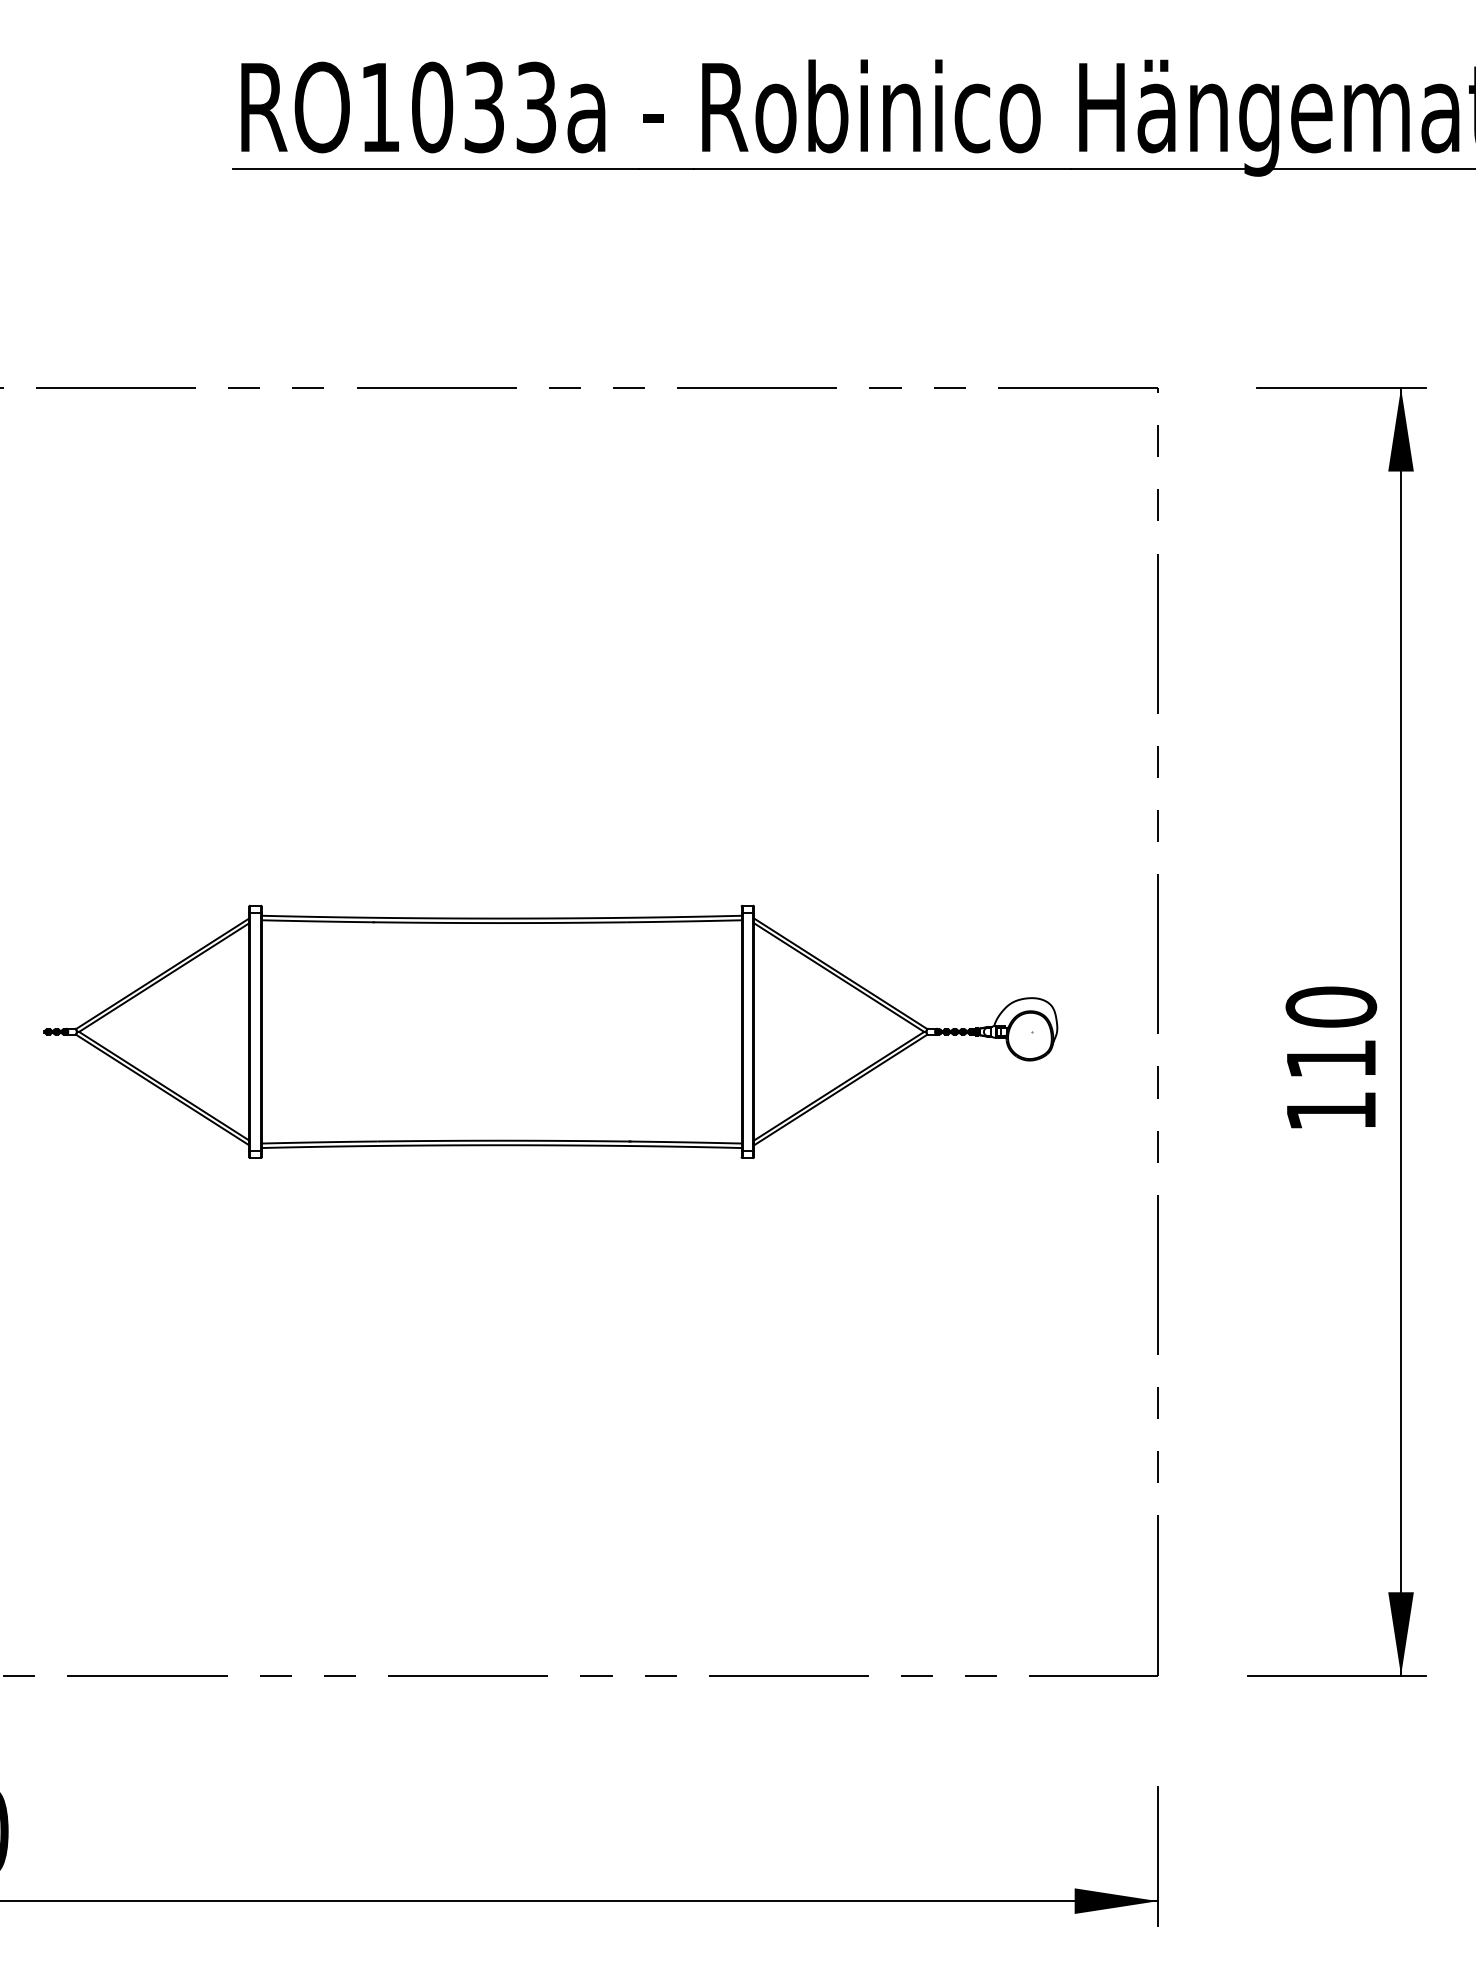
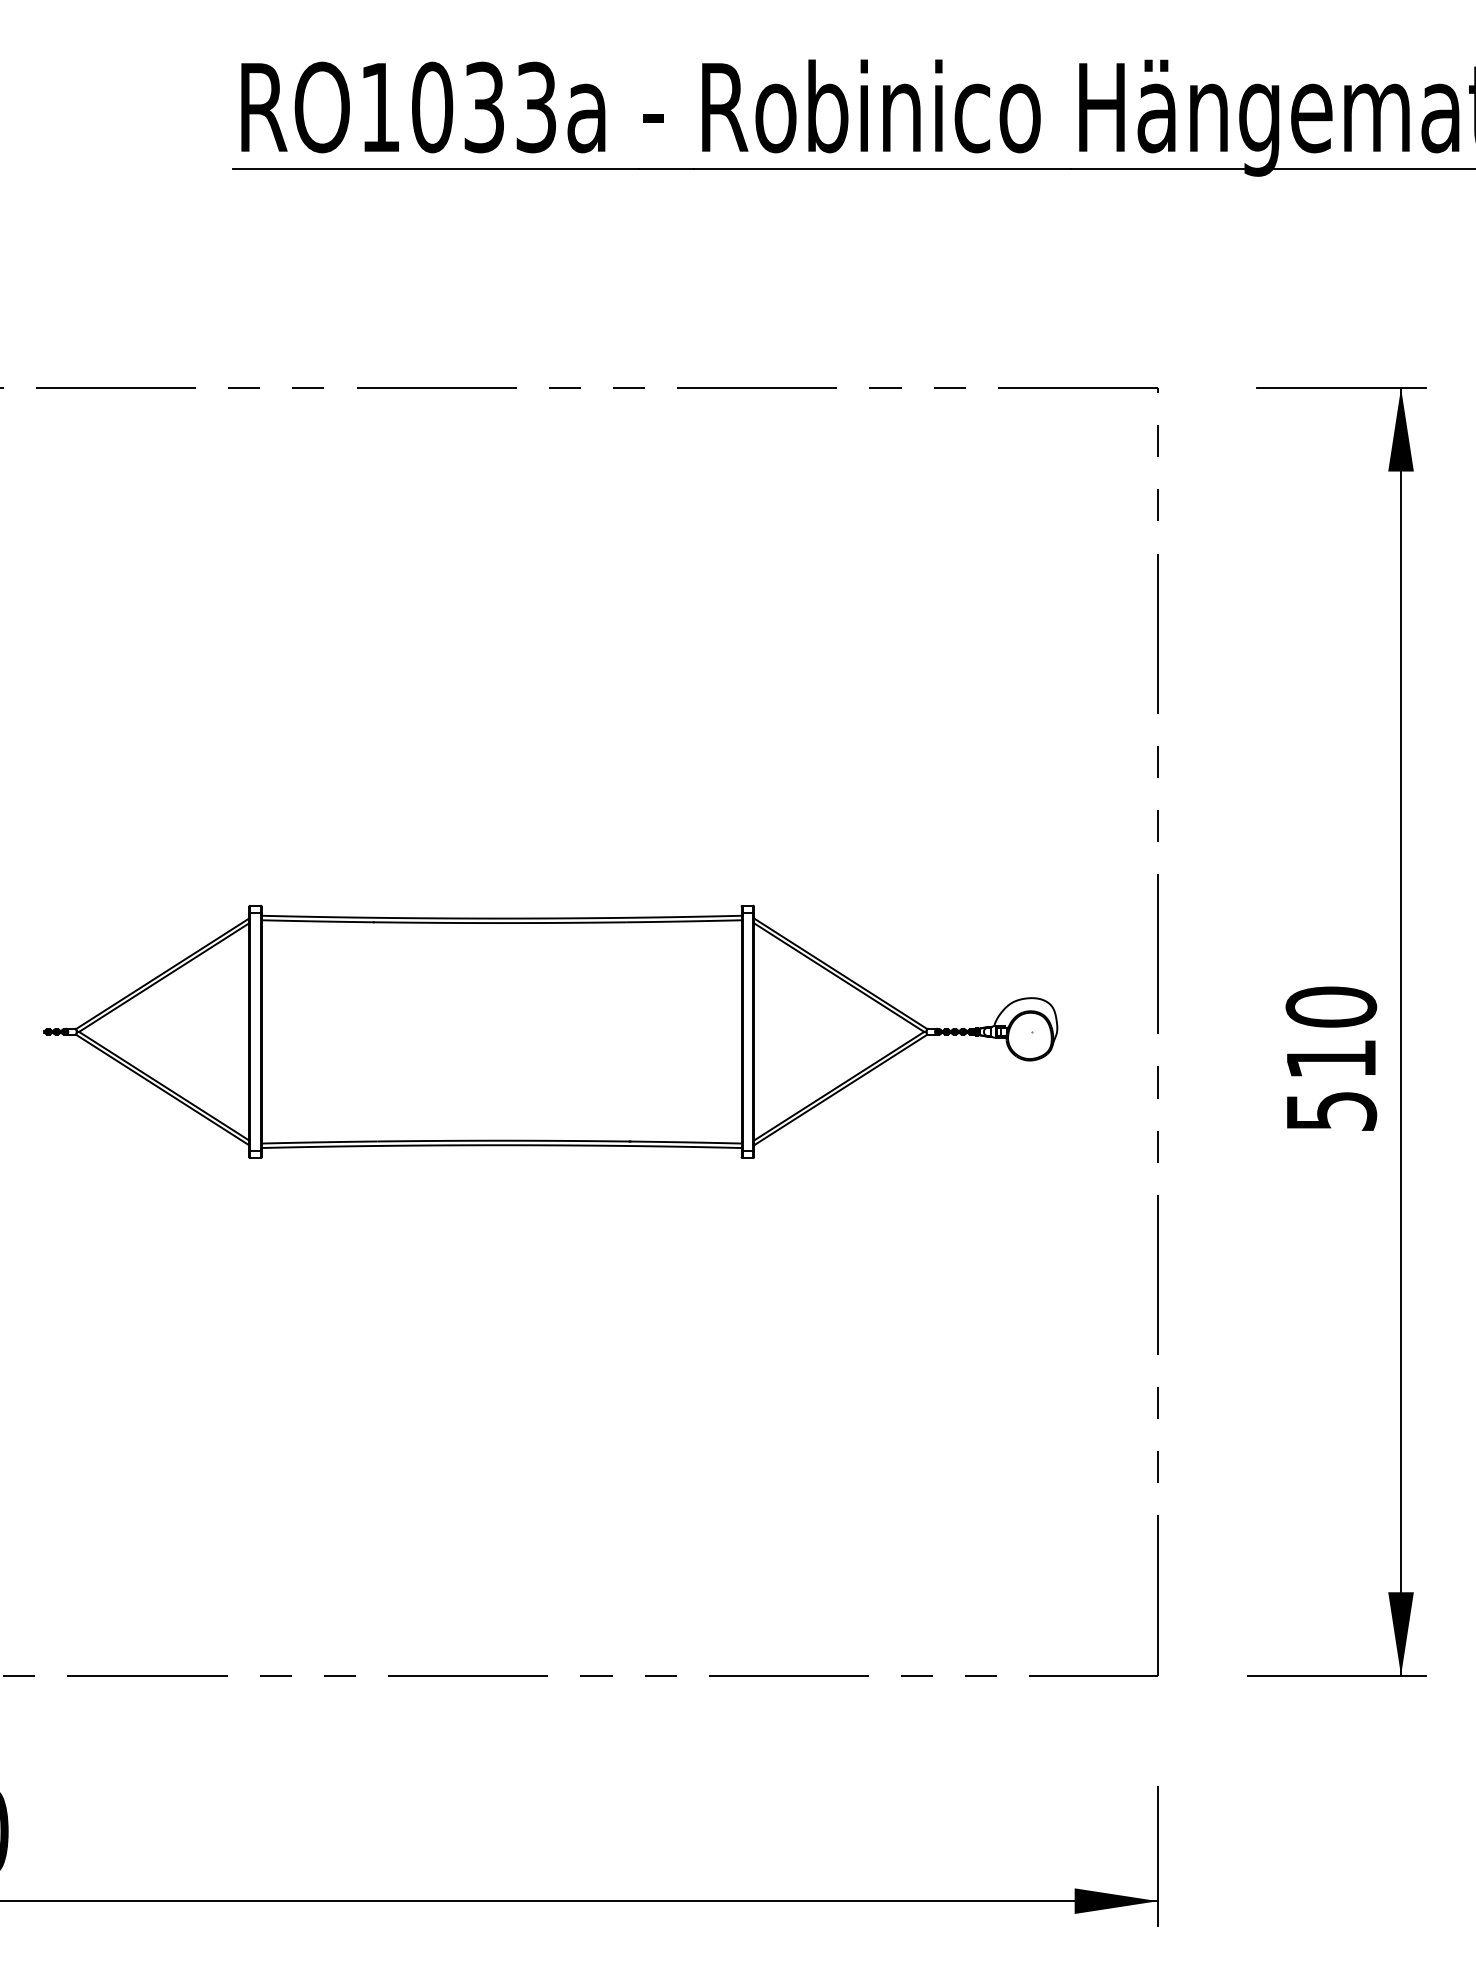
text: 110 -> 510 (1332, 1111)
